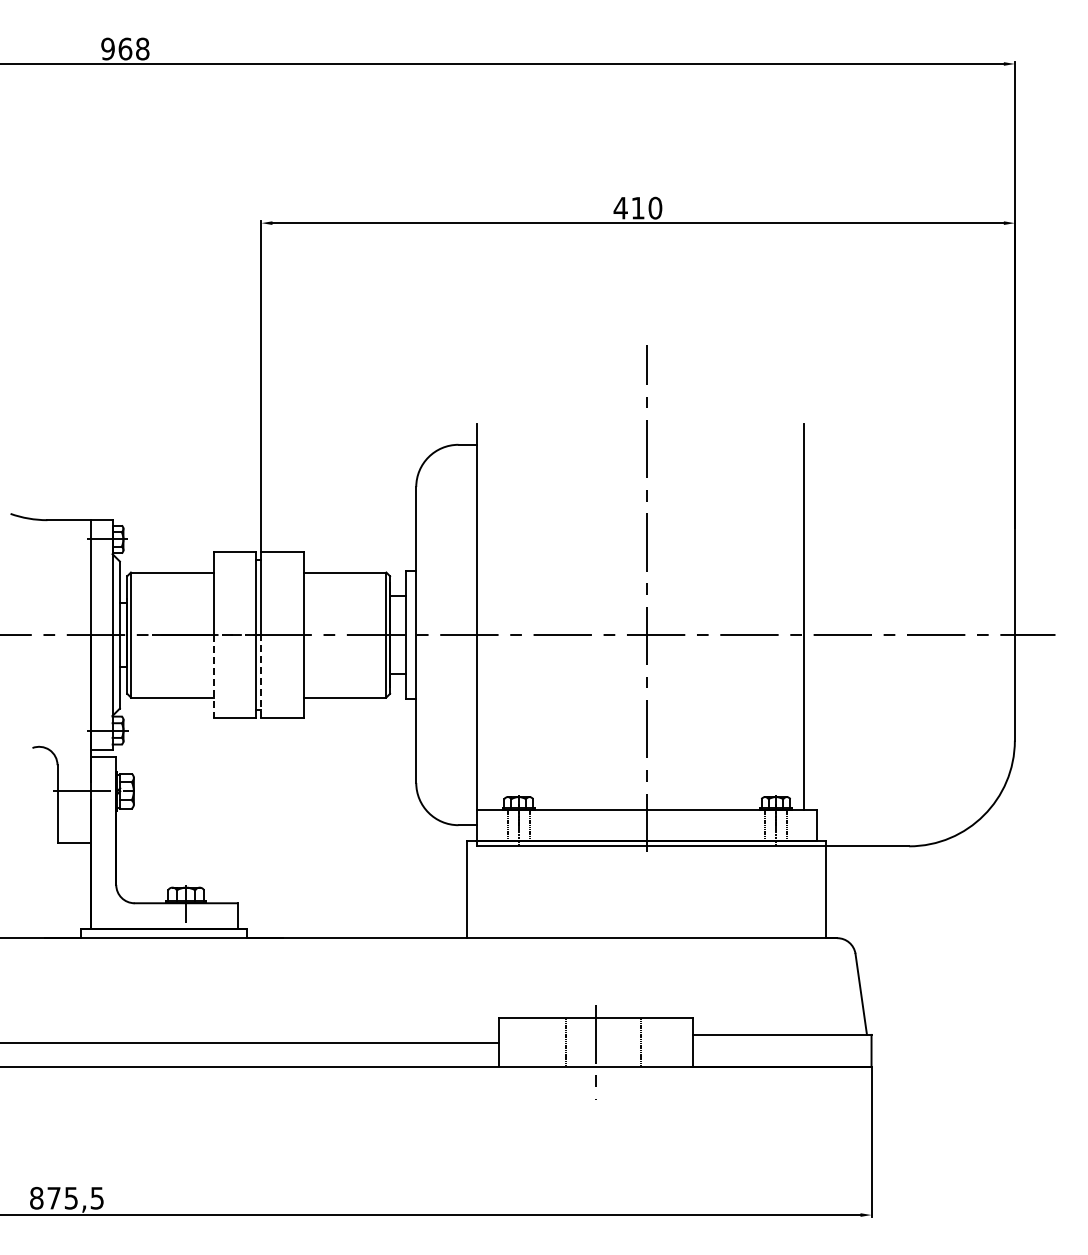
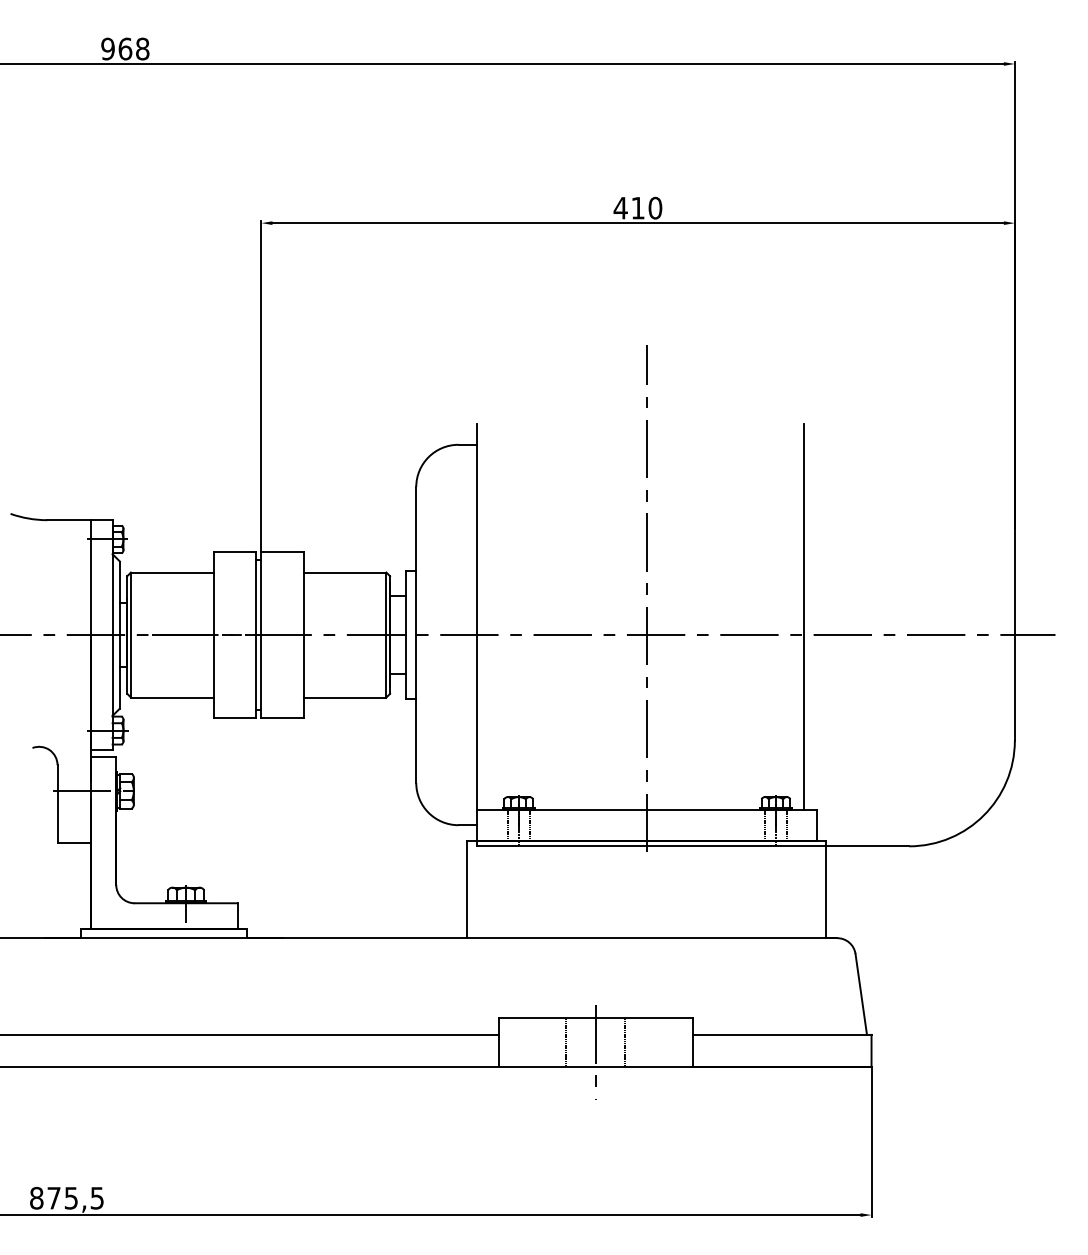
line: dashed -> solid (261, 675)
line: dashed -> solid (213, 676)
line position: (641, 1041) -> (625, 1041) (625, 1041)
line position: (250, 1042) -> (250, 1034) (250, 1034)
